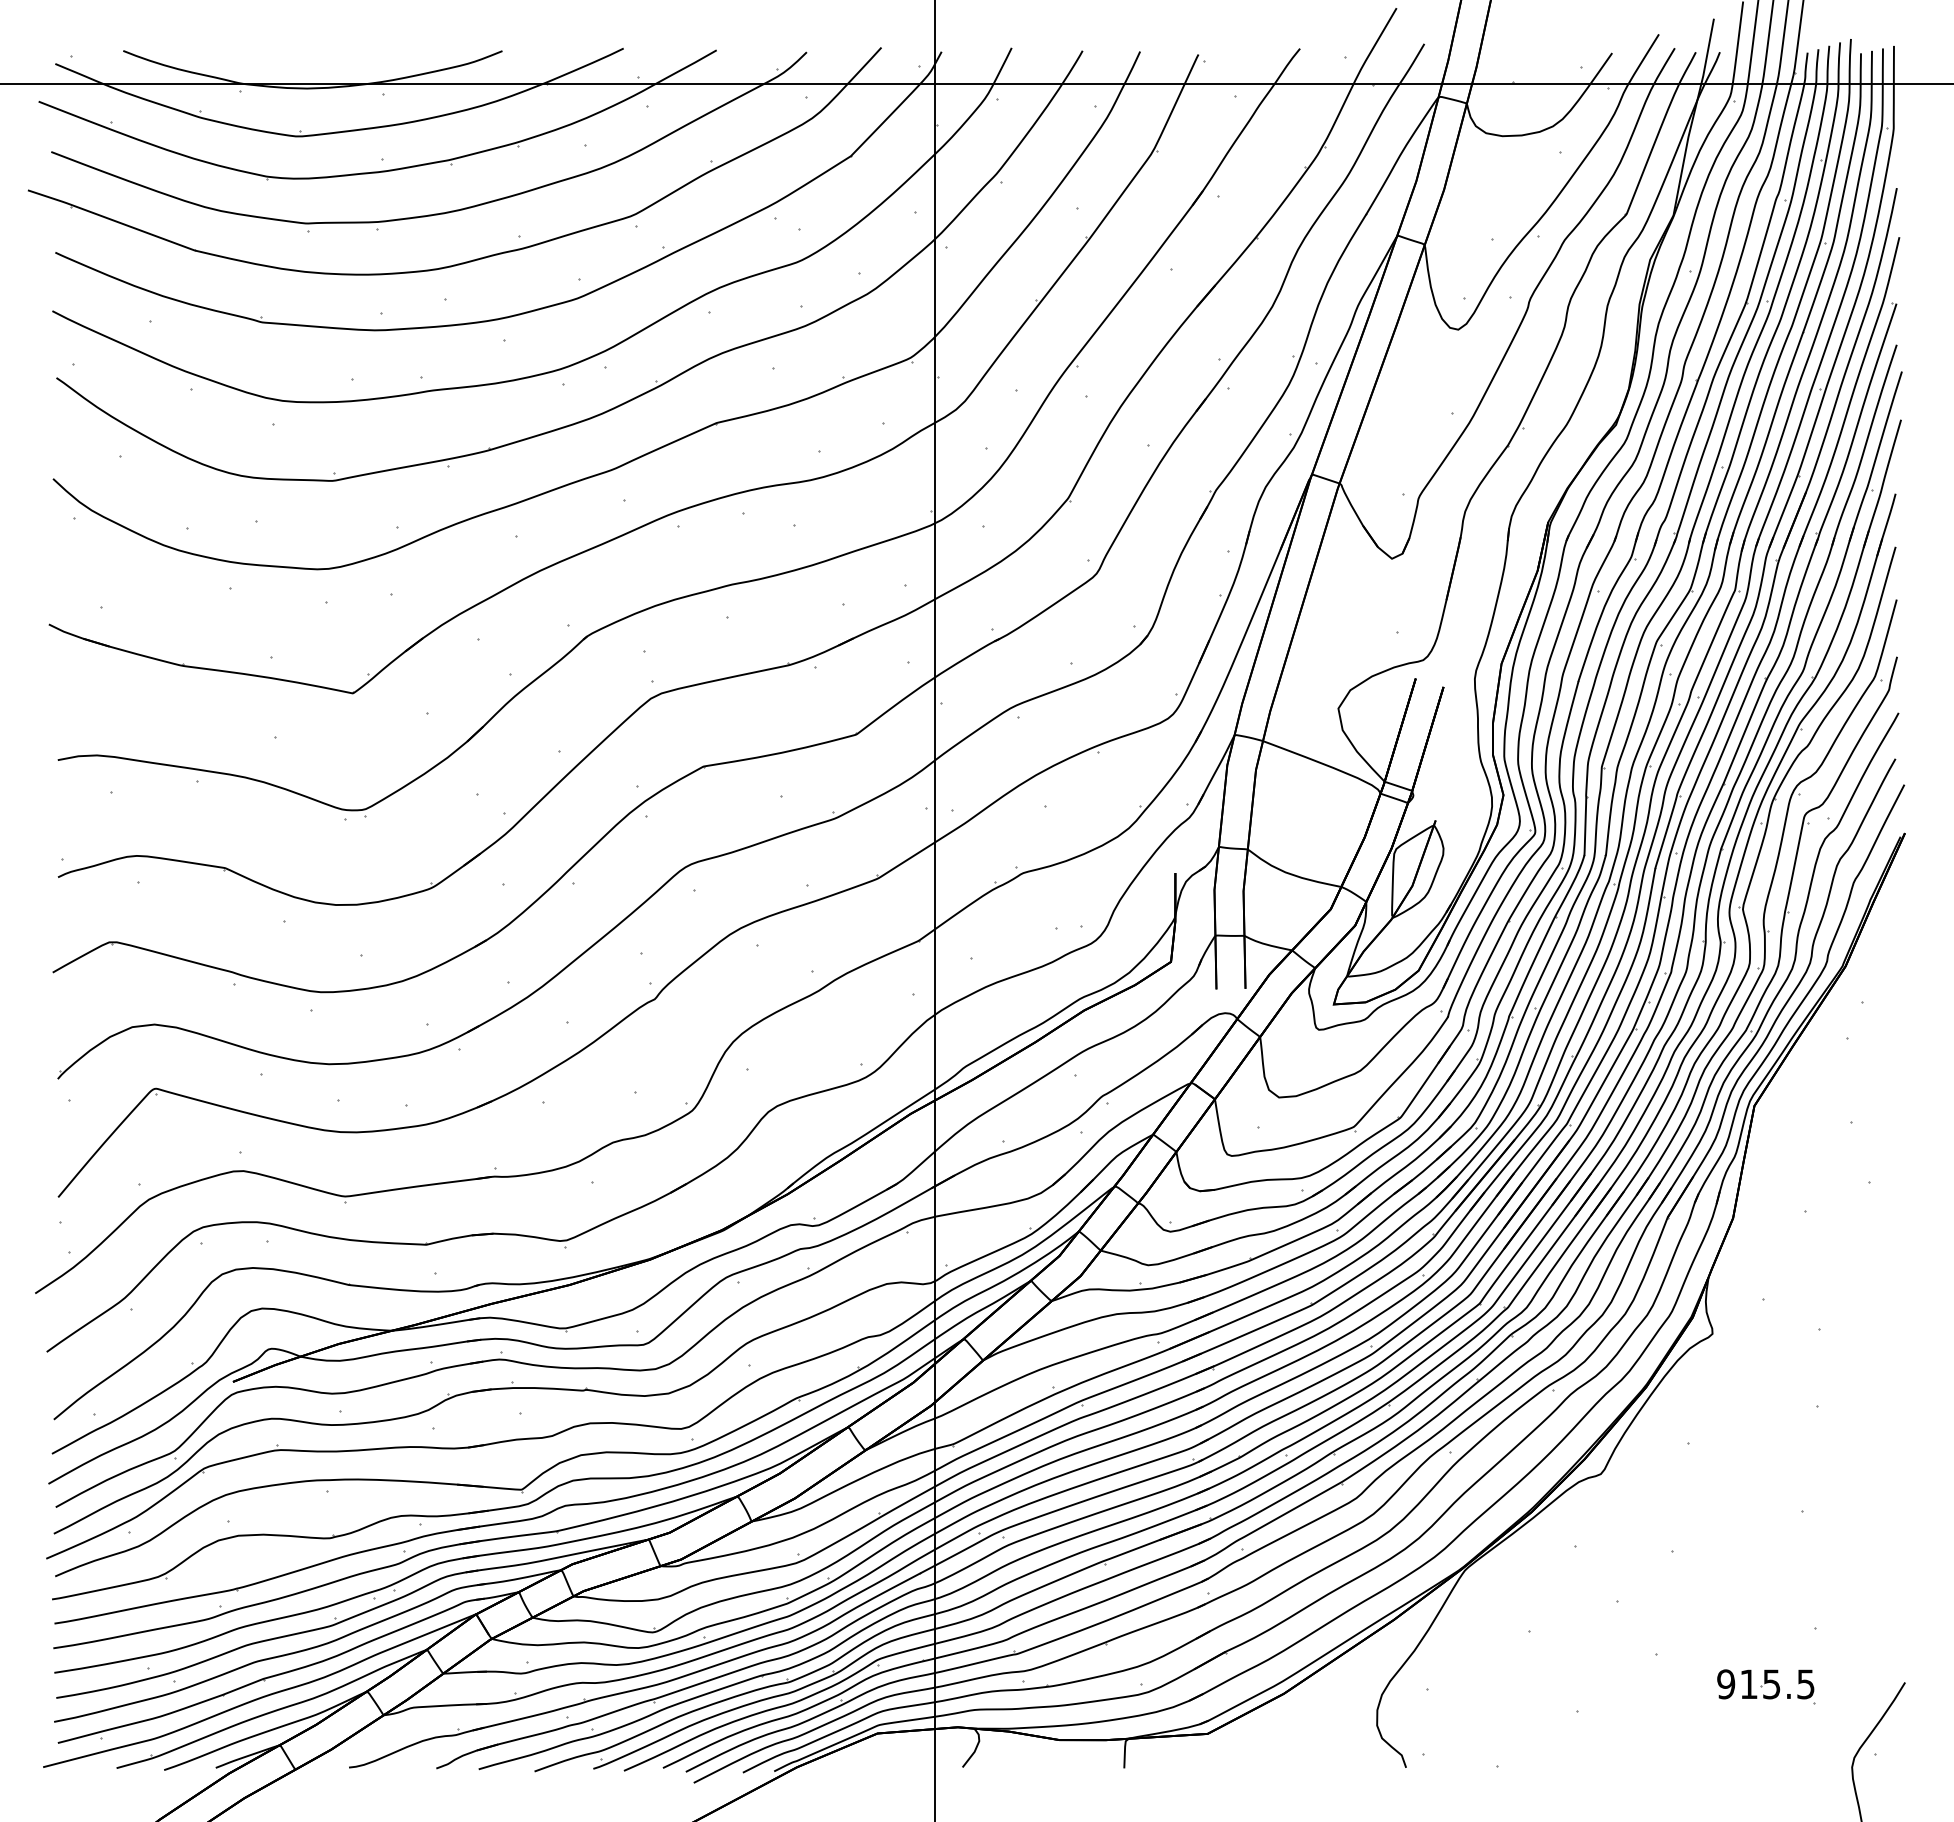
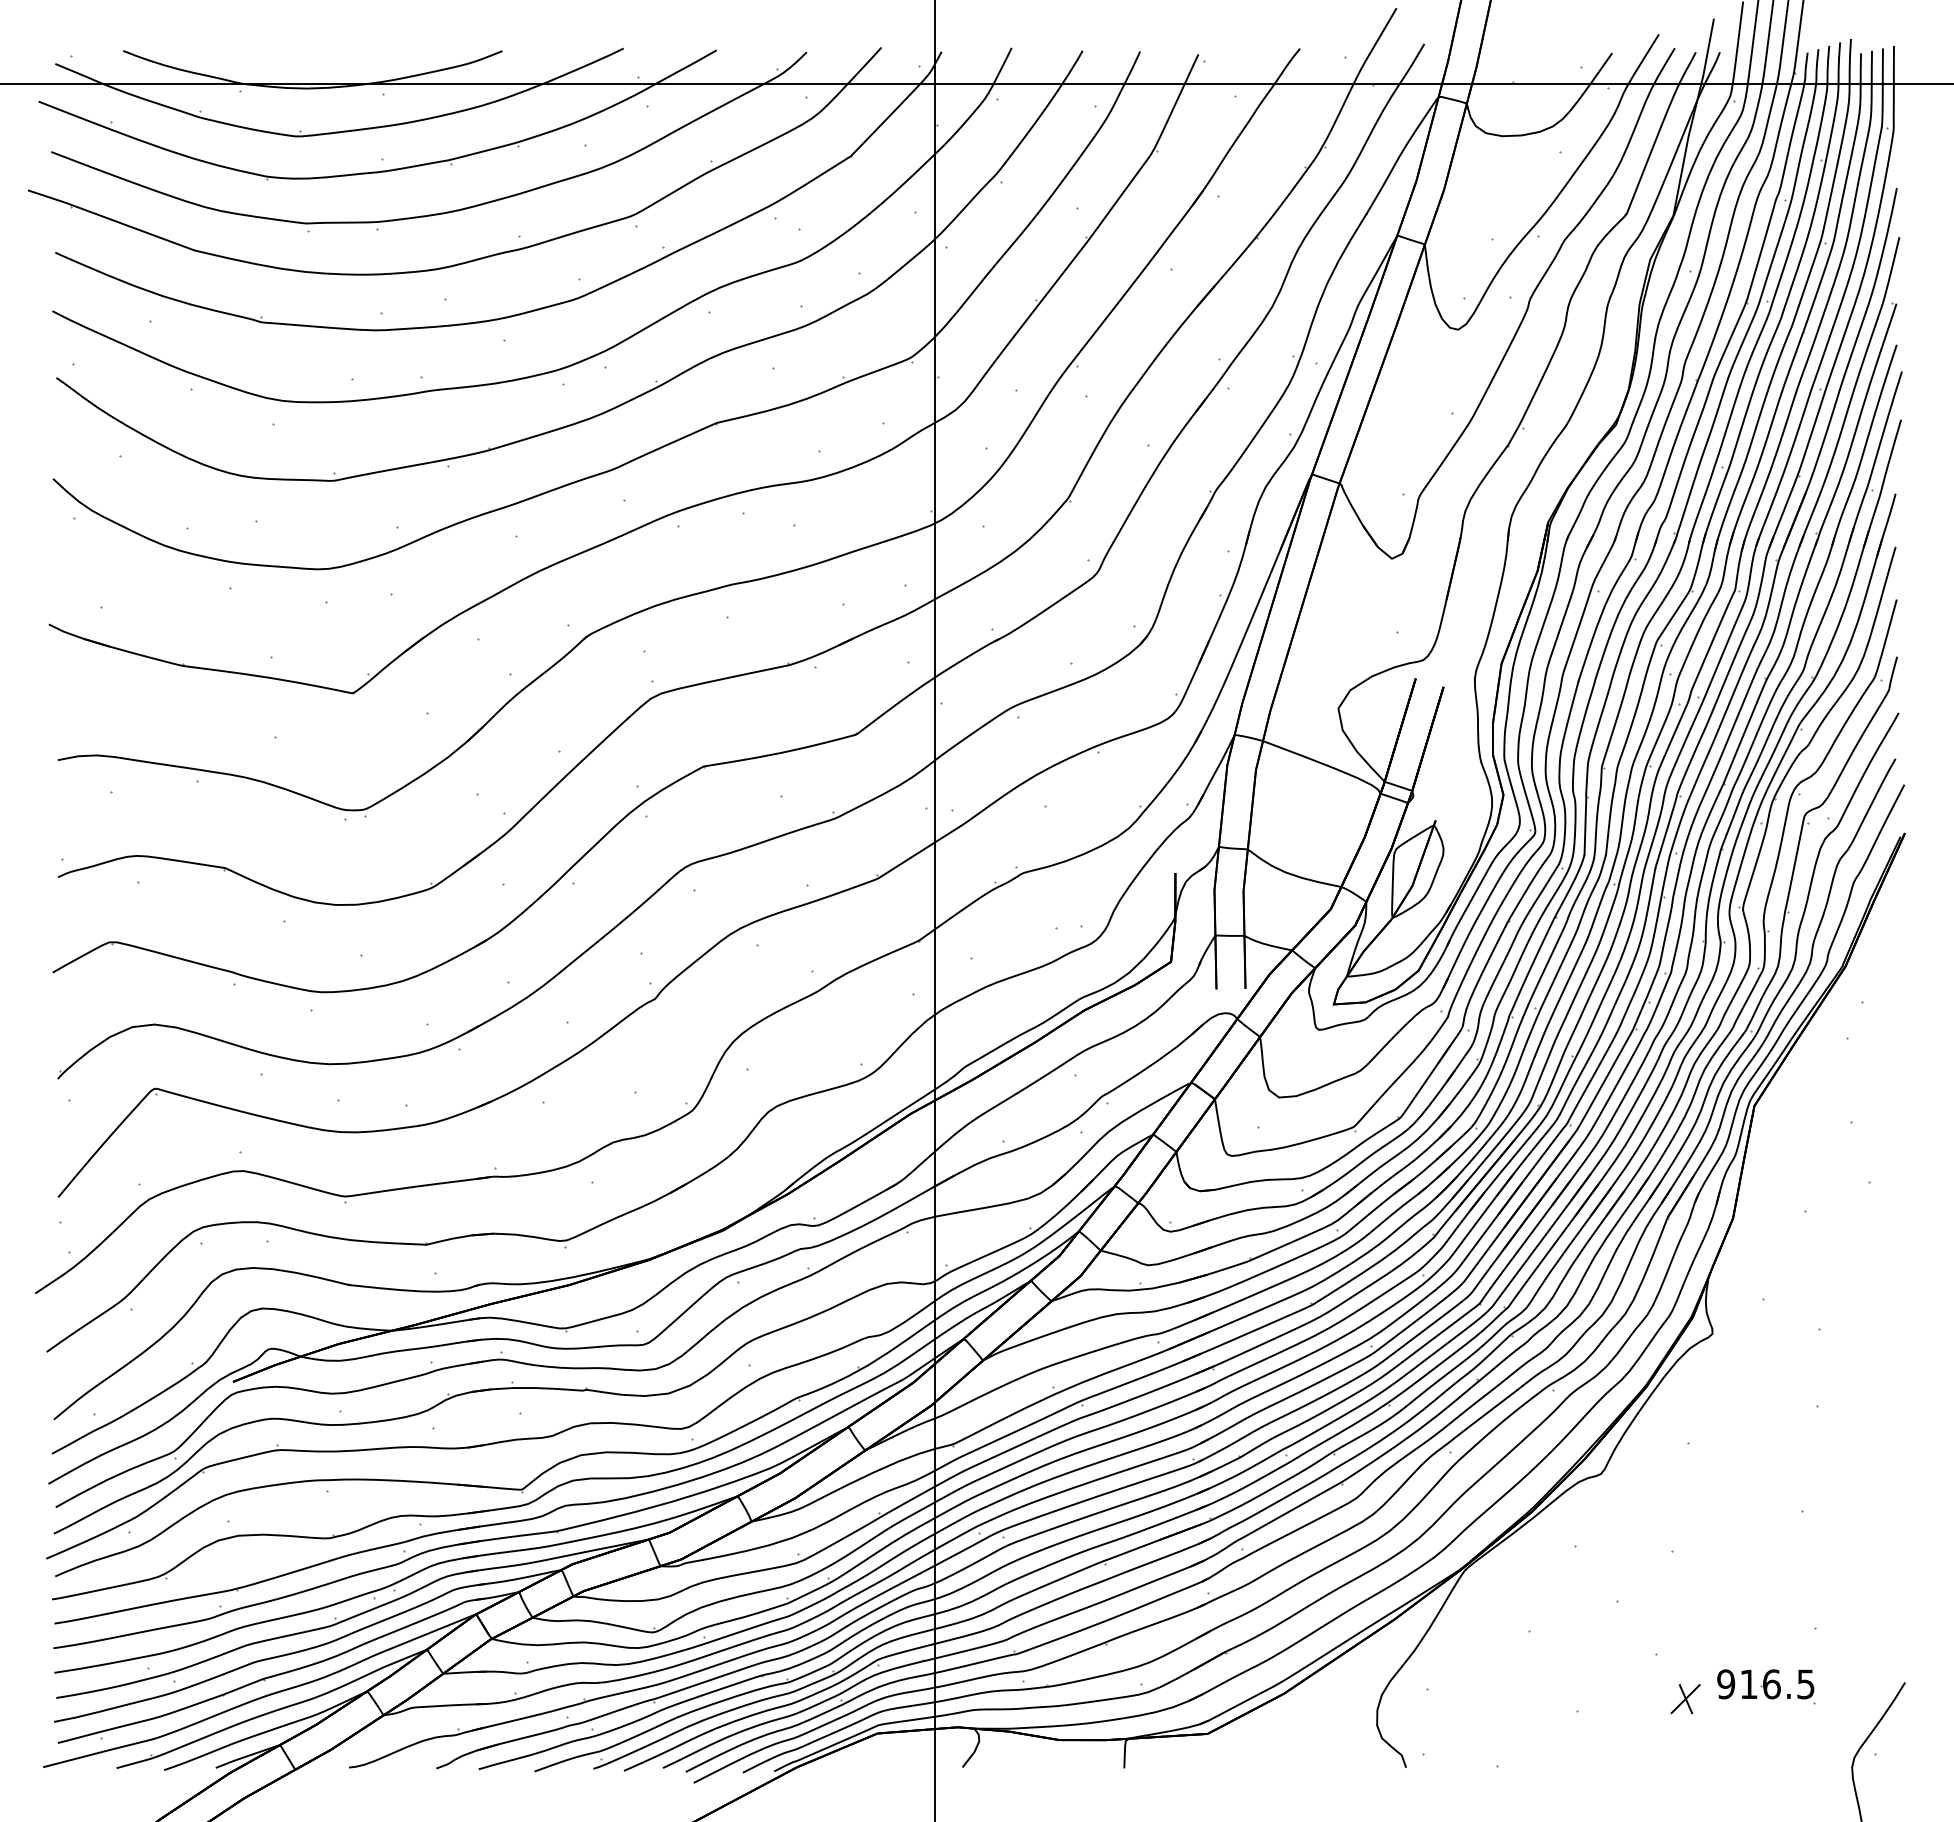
text: 915.5 -> 916.5 (1771, 1684)
part: none -> present (1685, 1699)
